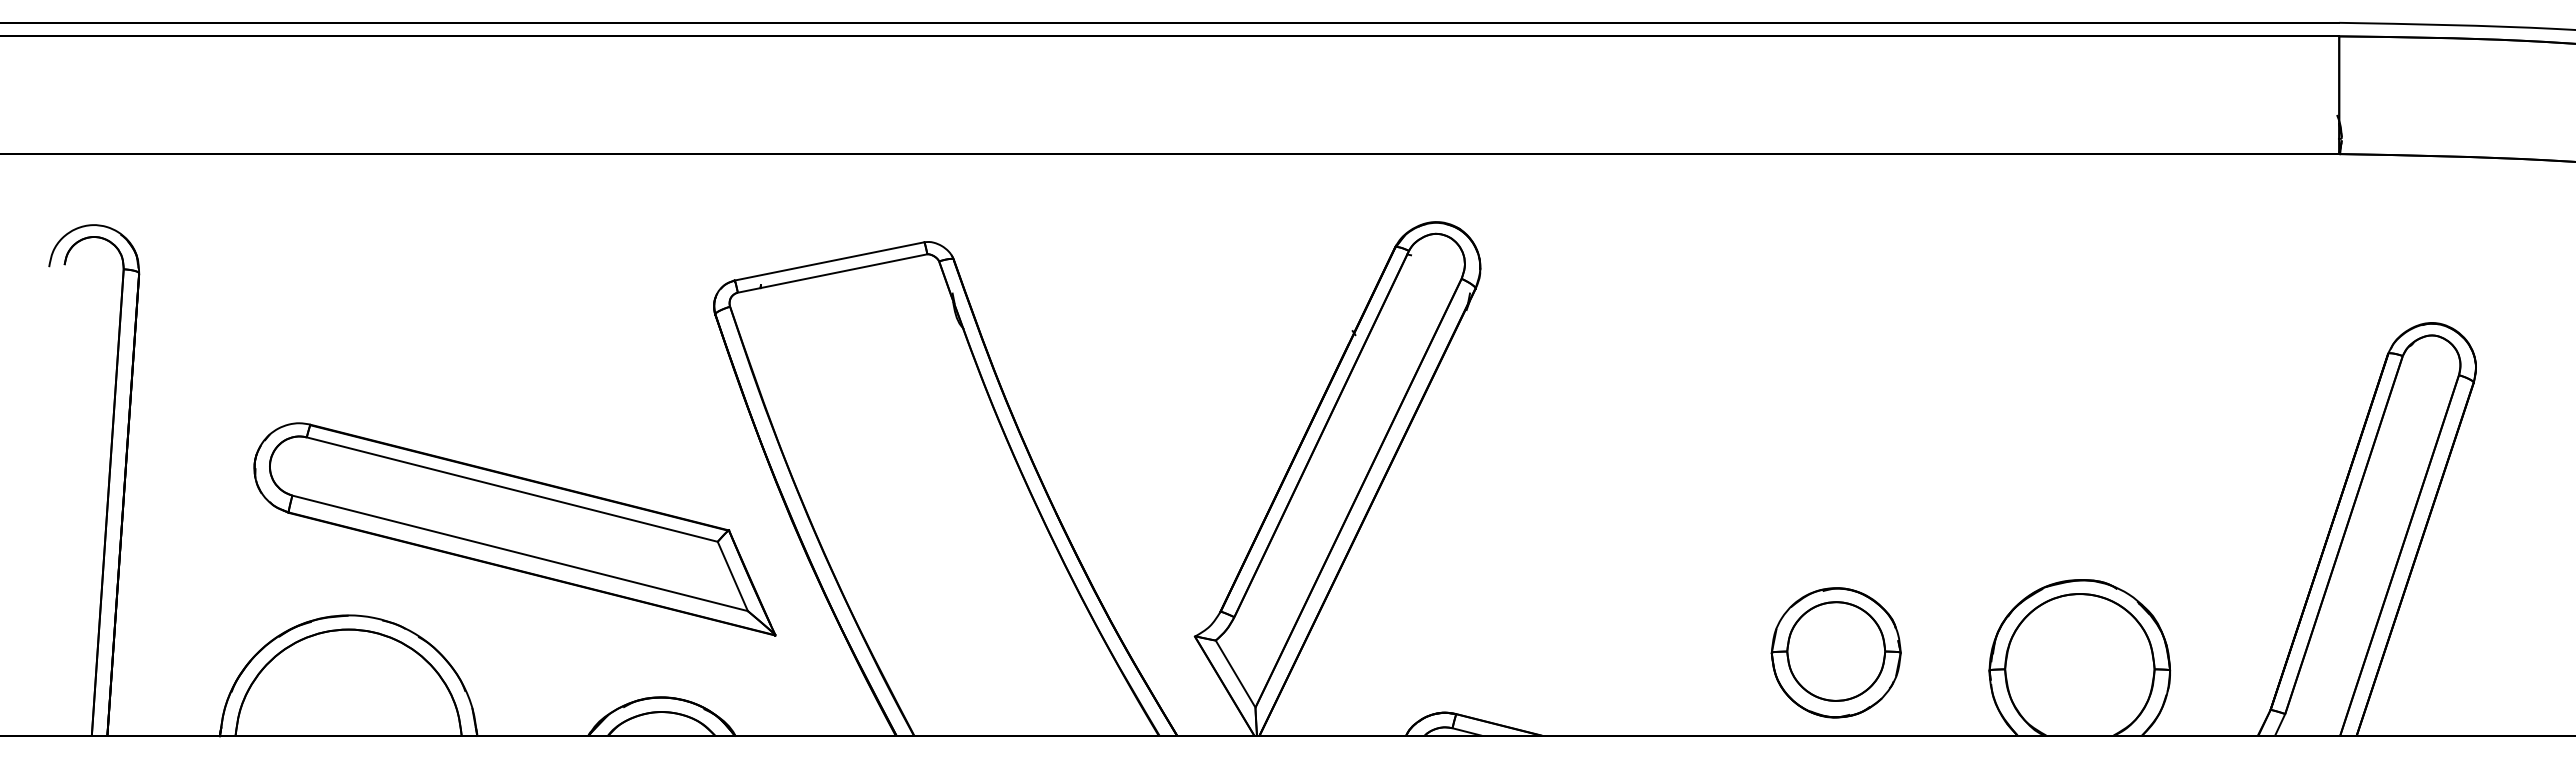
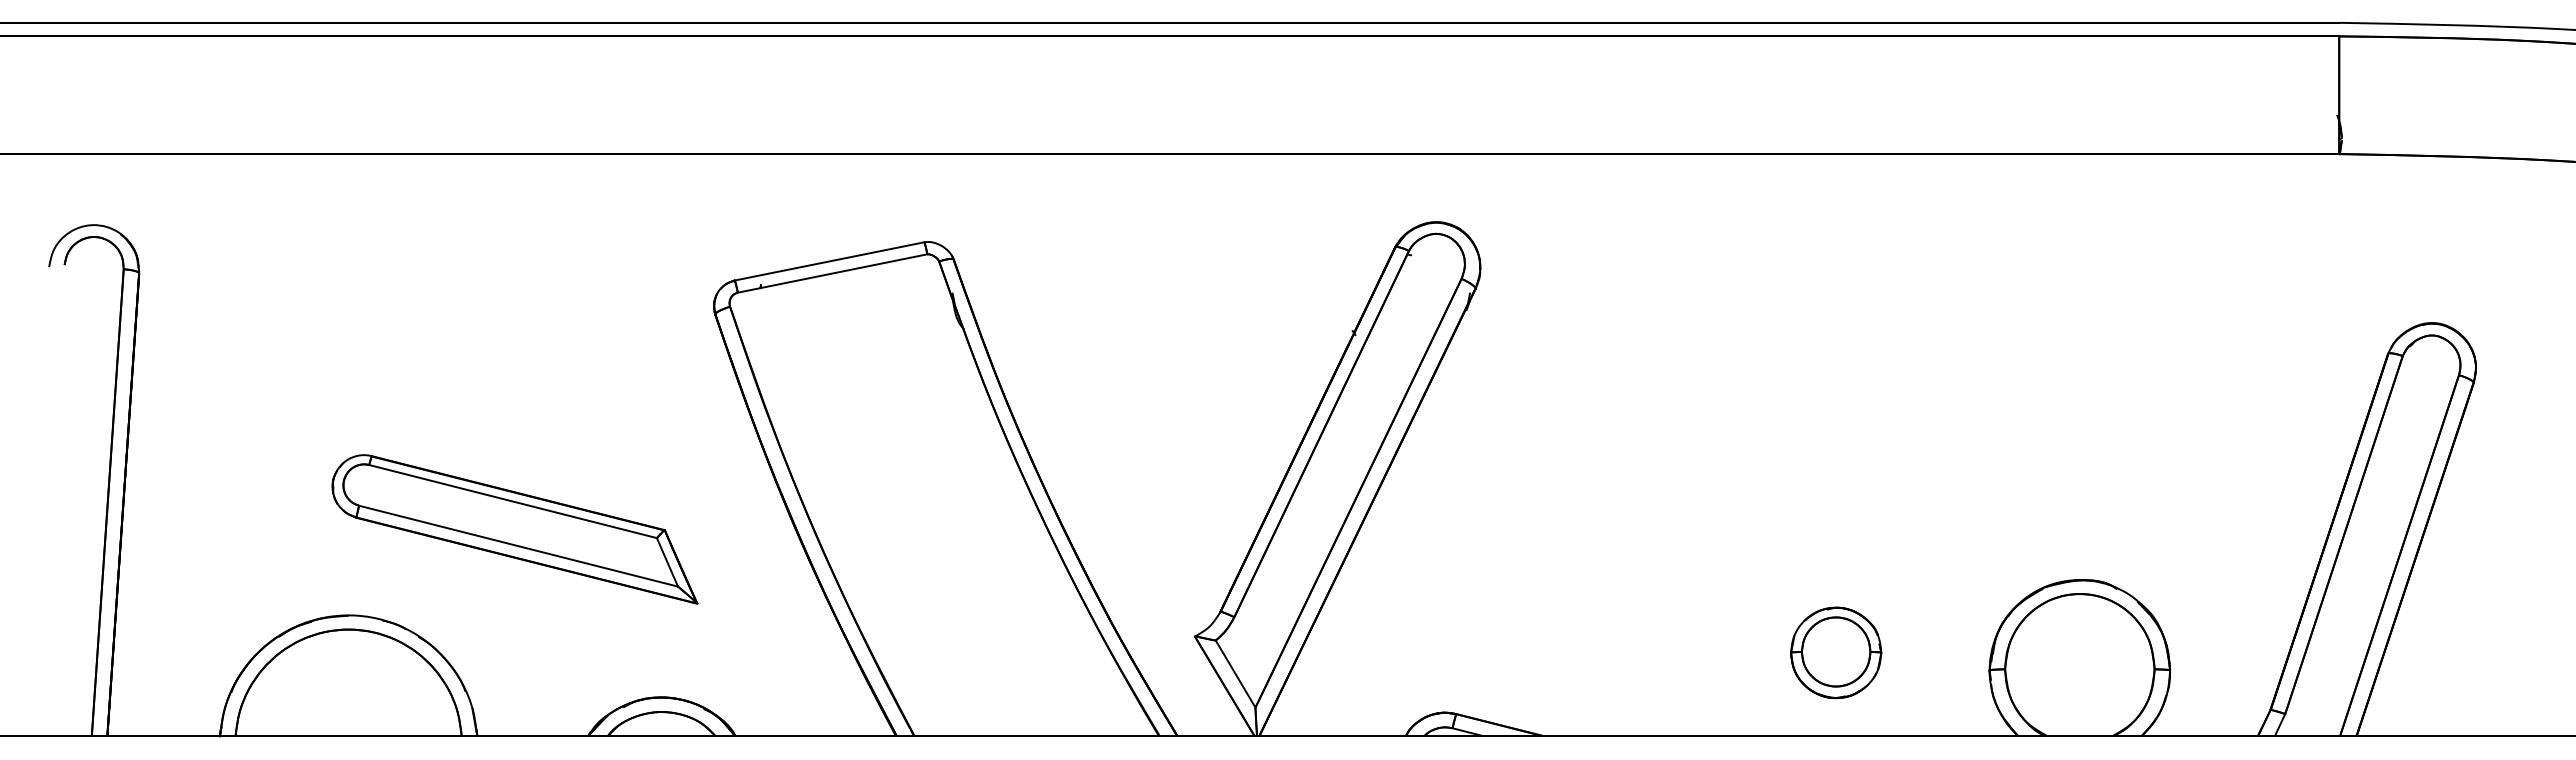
part size: 524x215 px -> 368x151 px (514, 529)
part size: 132x132 px -> 93x94 px (1836, 652)
